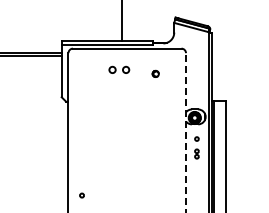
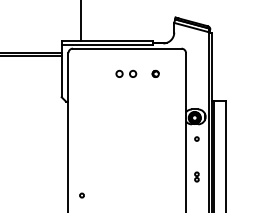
line position: (122, 21) -> (81, 21) (81, 21)
part position: (119, 69) -> (126, 73) (126, 73)
line: dashed -> solid (186, 133)
part position: (196, 153) -> (196, 176) (196, 176)
